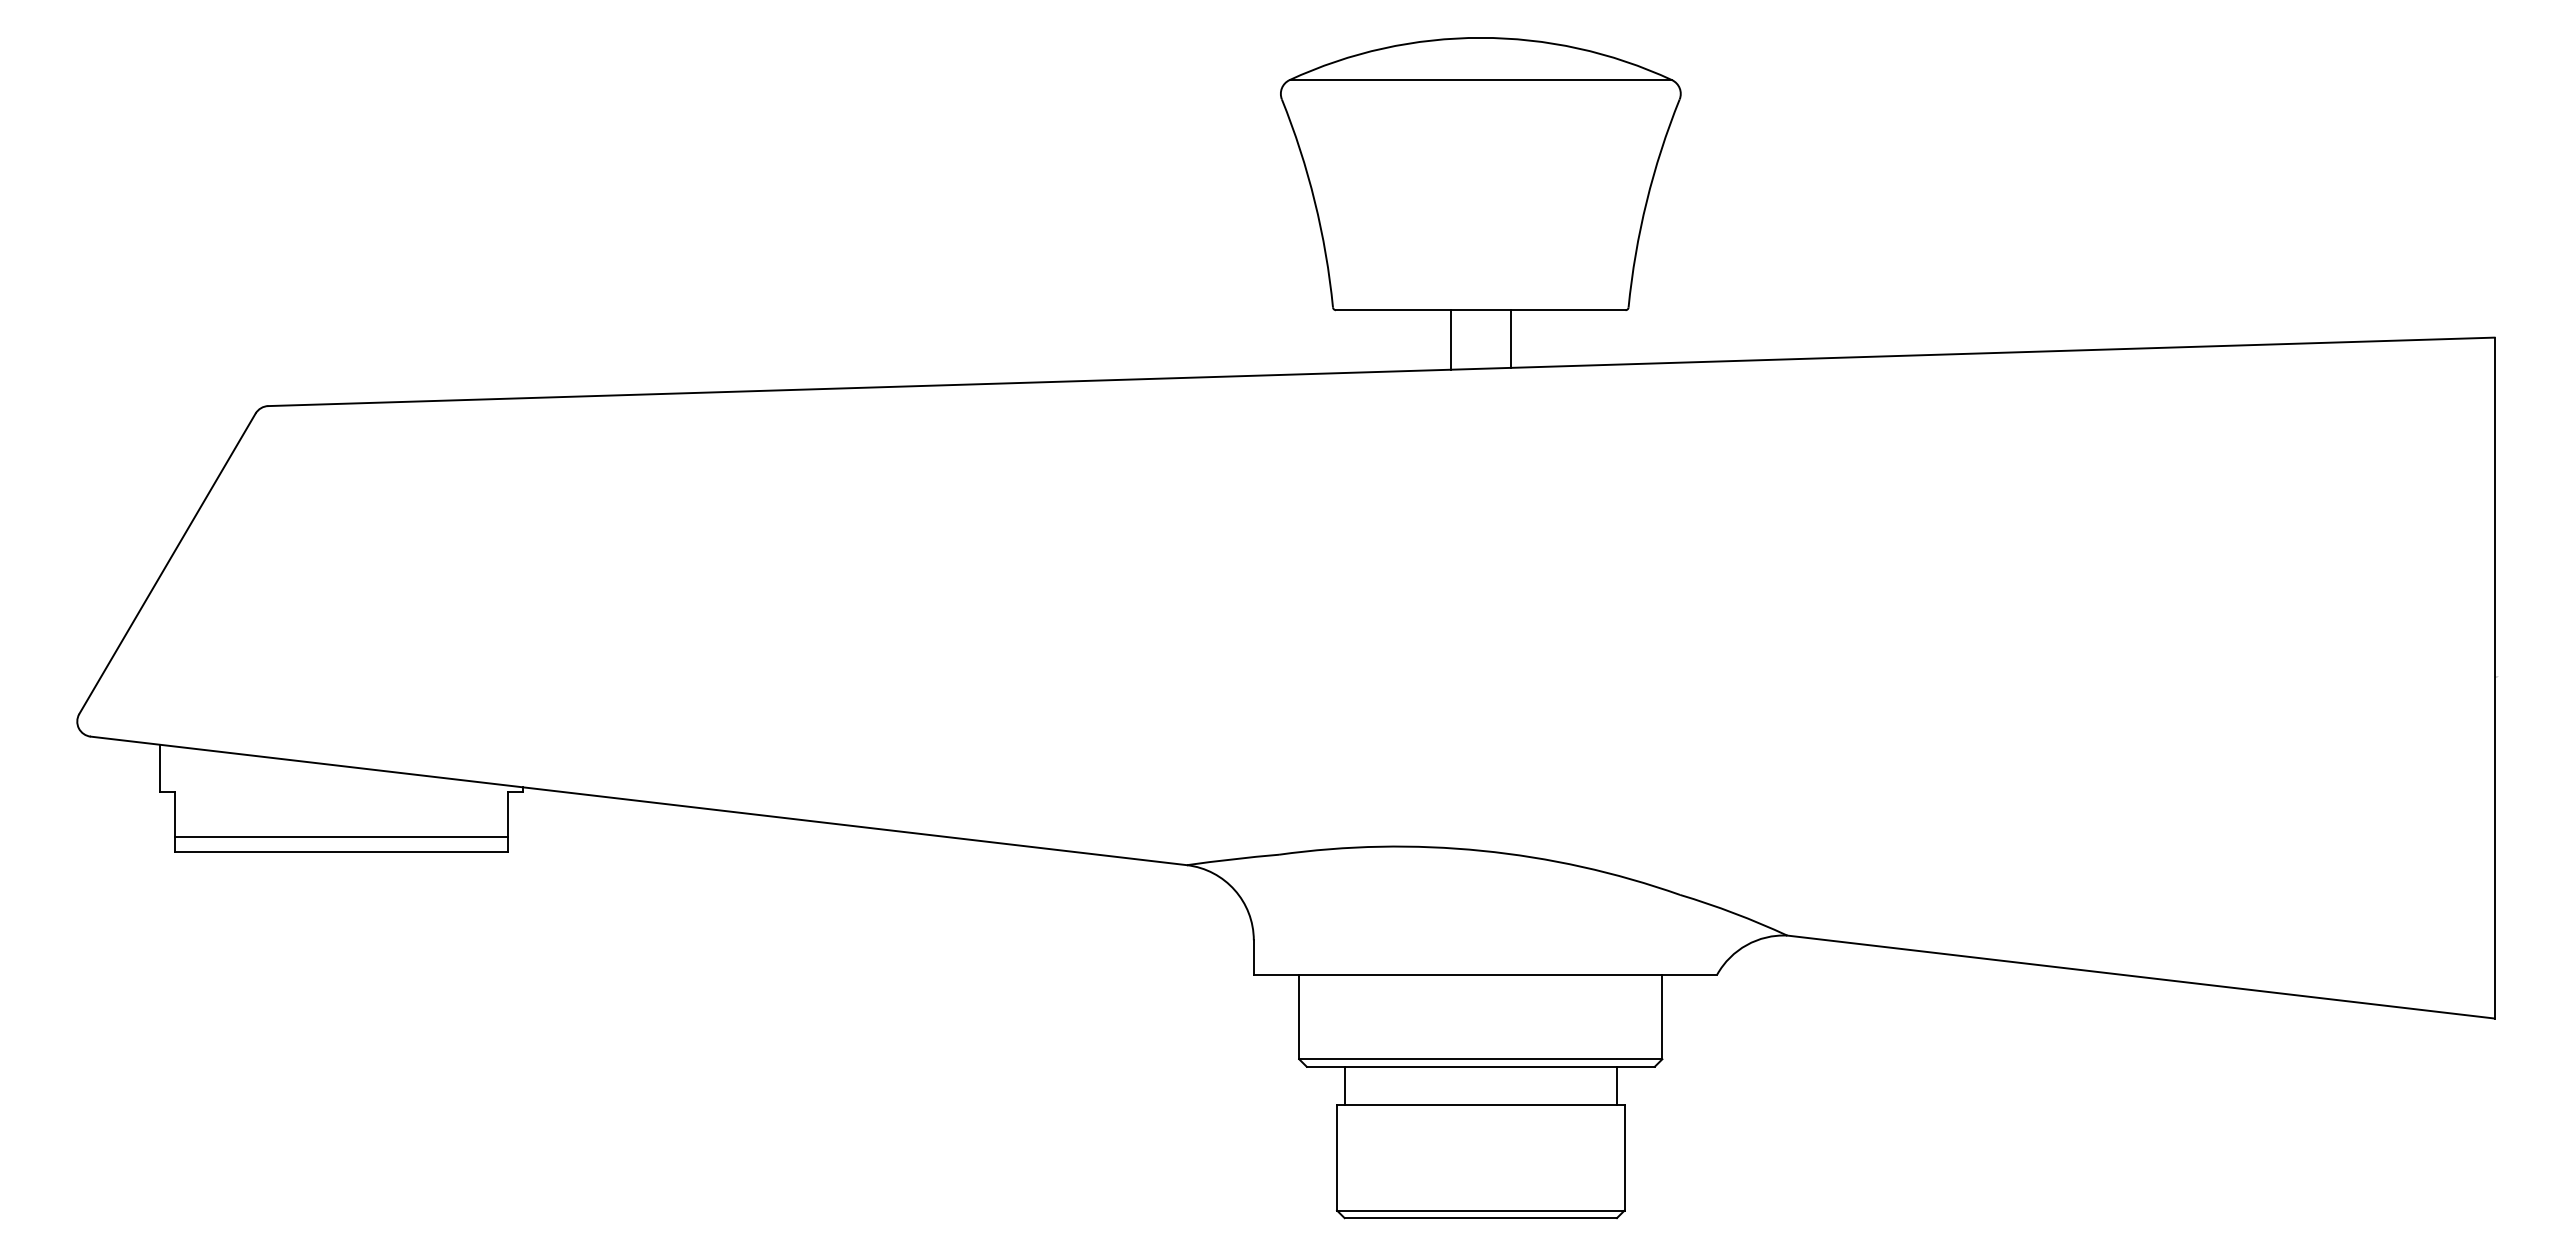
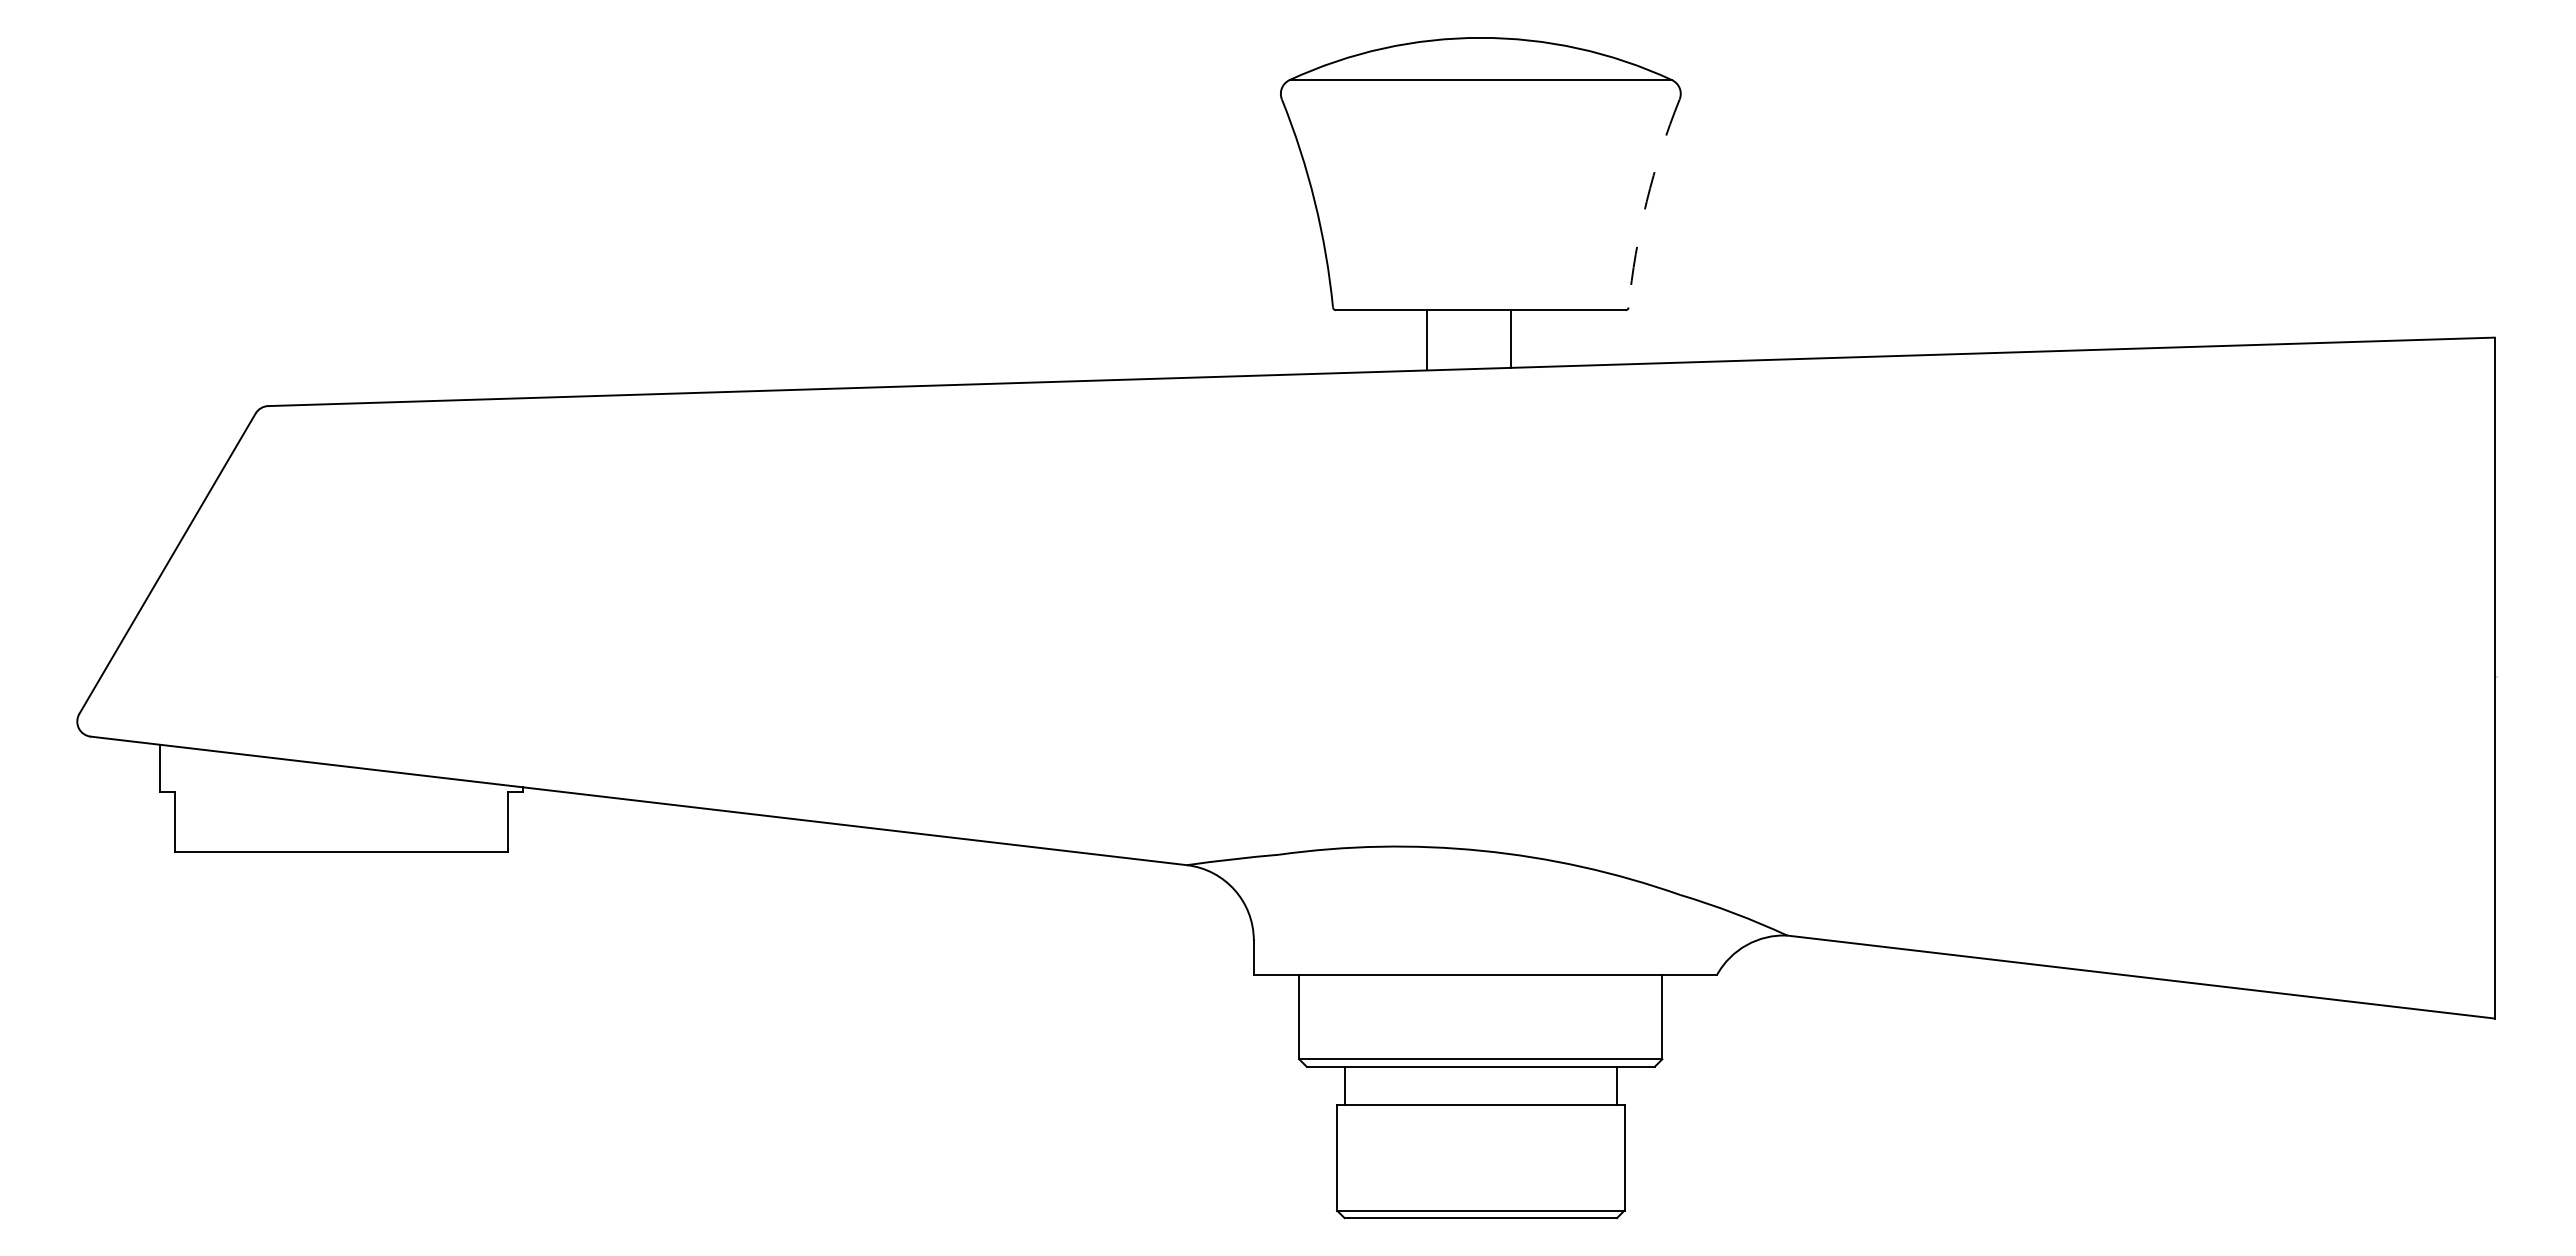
arc: solid -> dashed (1646, 201)
line position: (1450, 339) -> (1426, 339) (1426, 339)
line: present -> none (341, 837)
